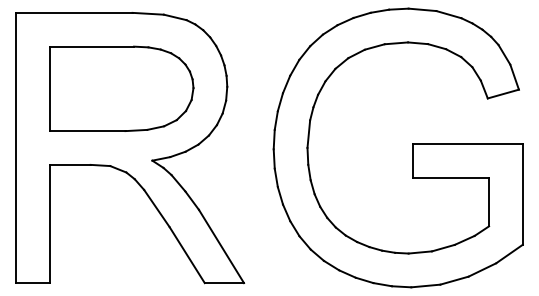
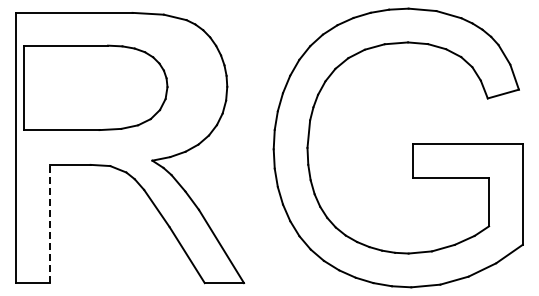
part position: (121, 88) -> (95, 87) (95, 87)
line: solid -> dashed (49, 223)
